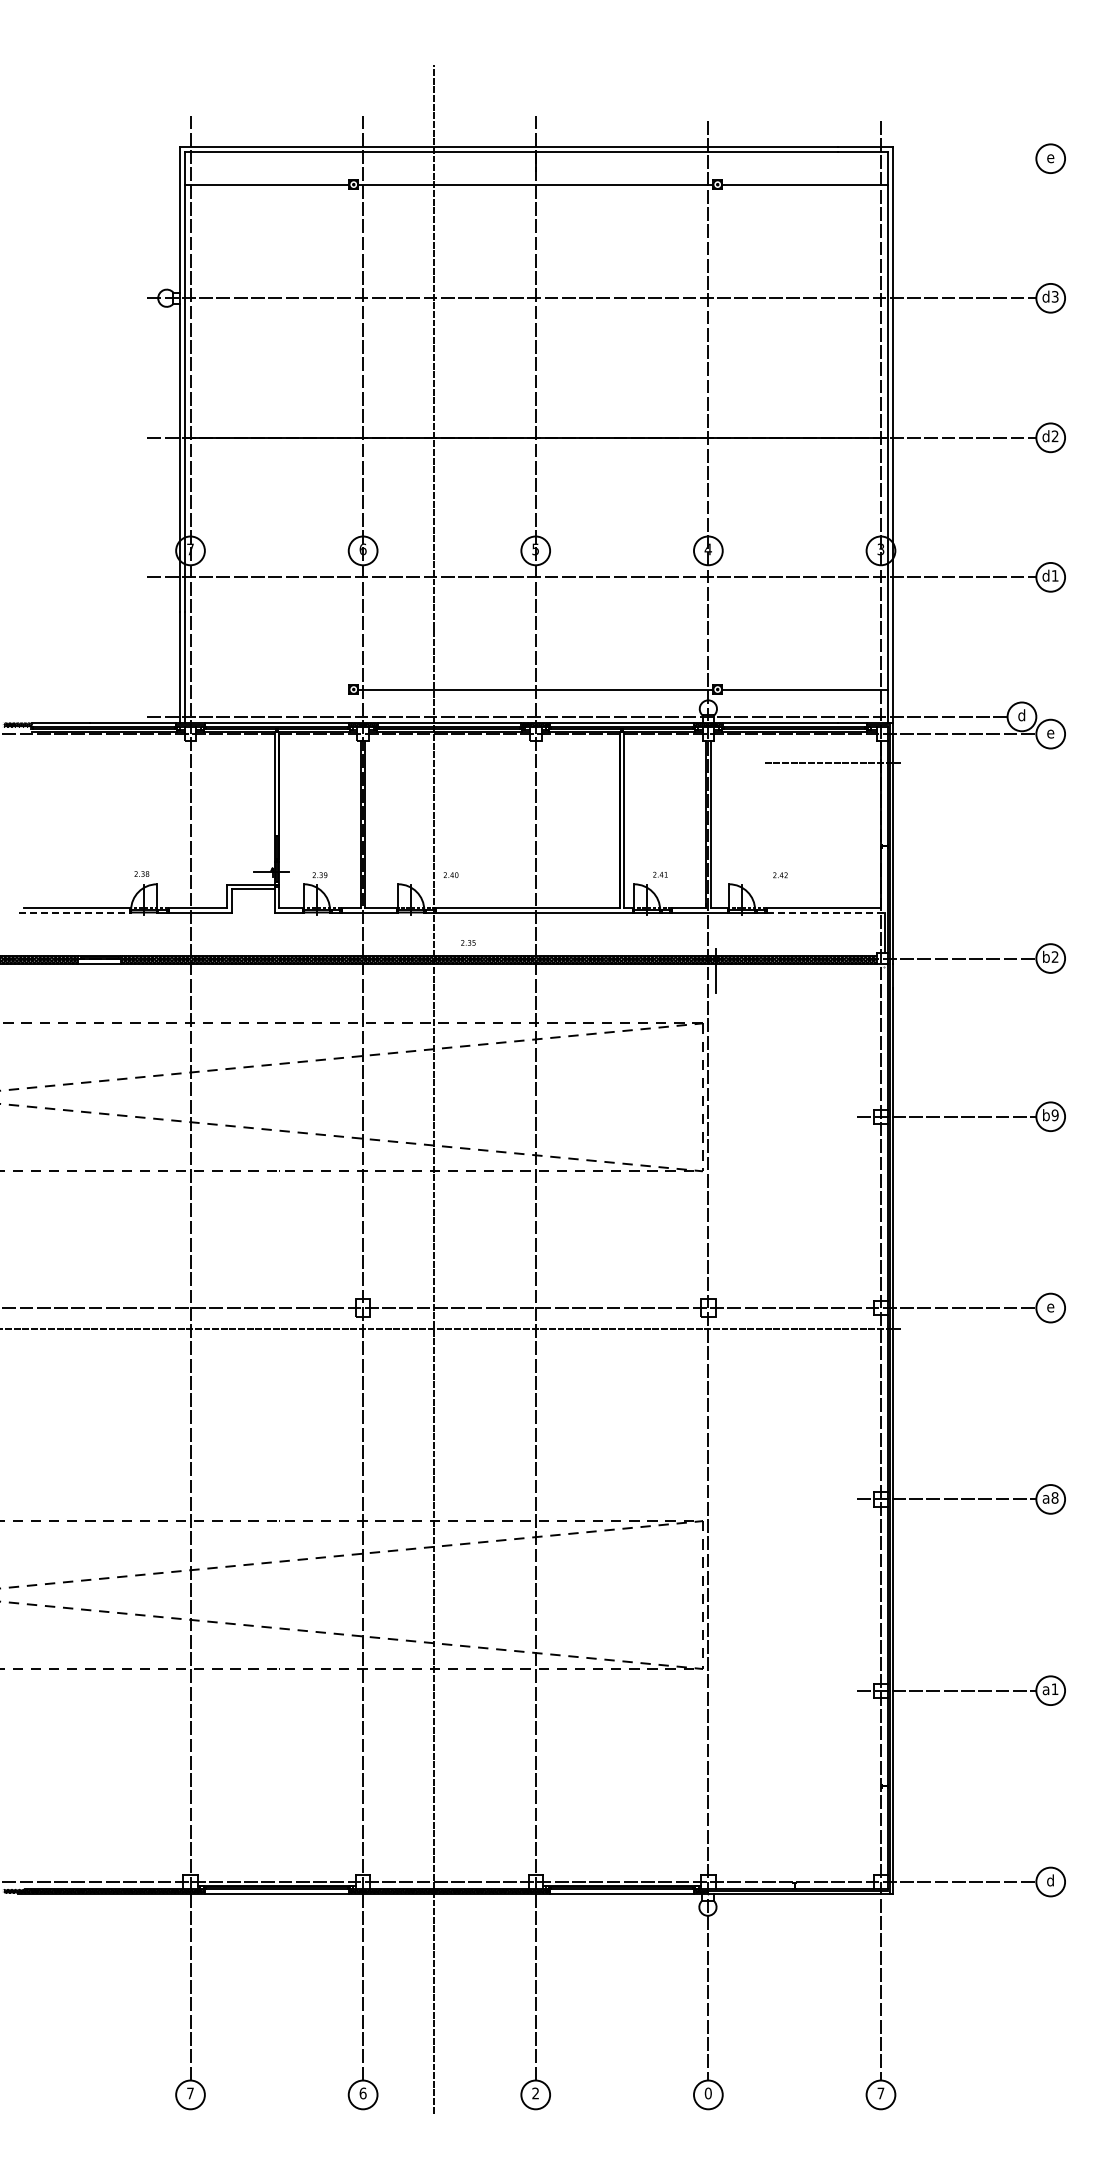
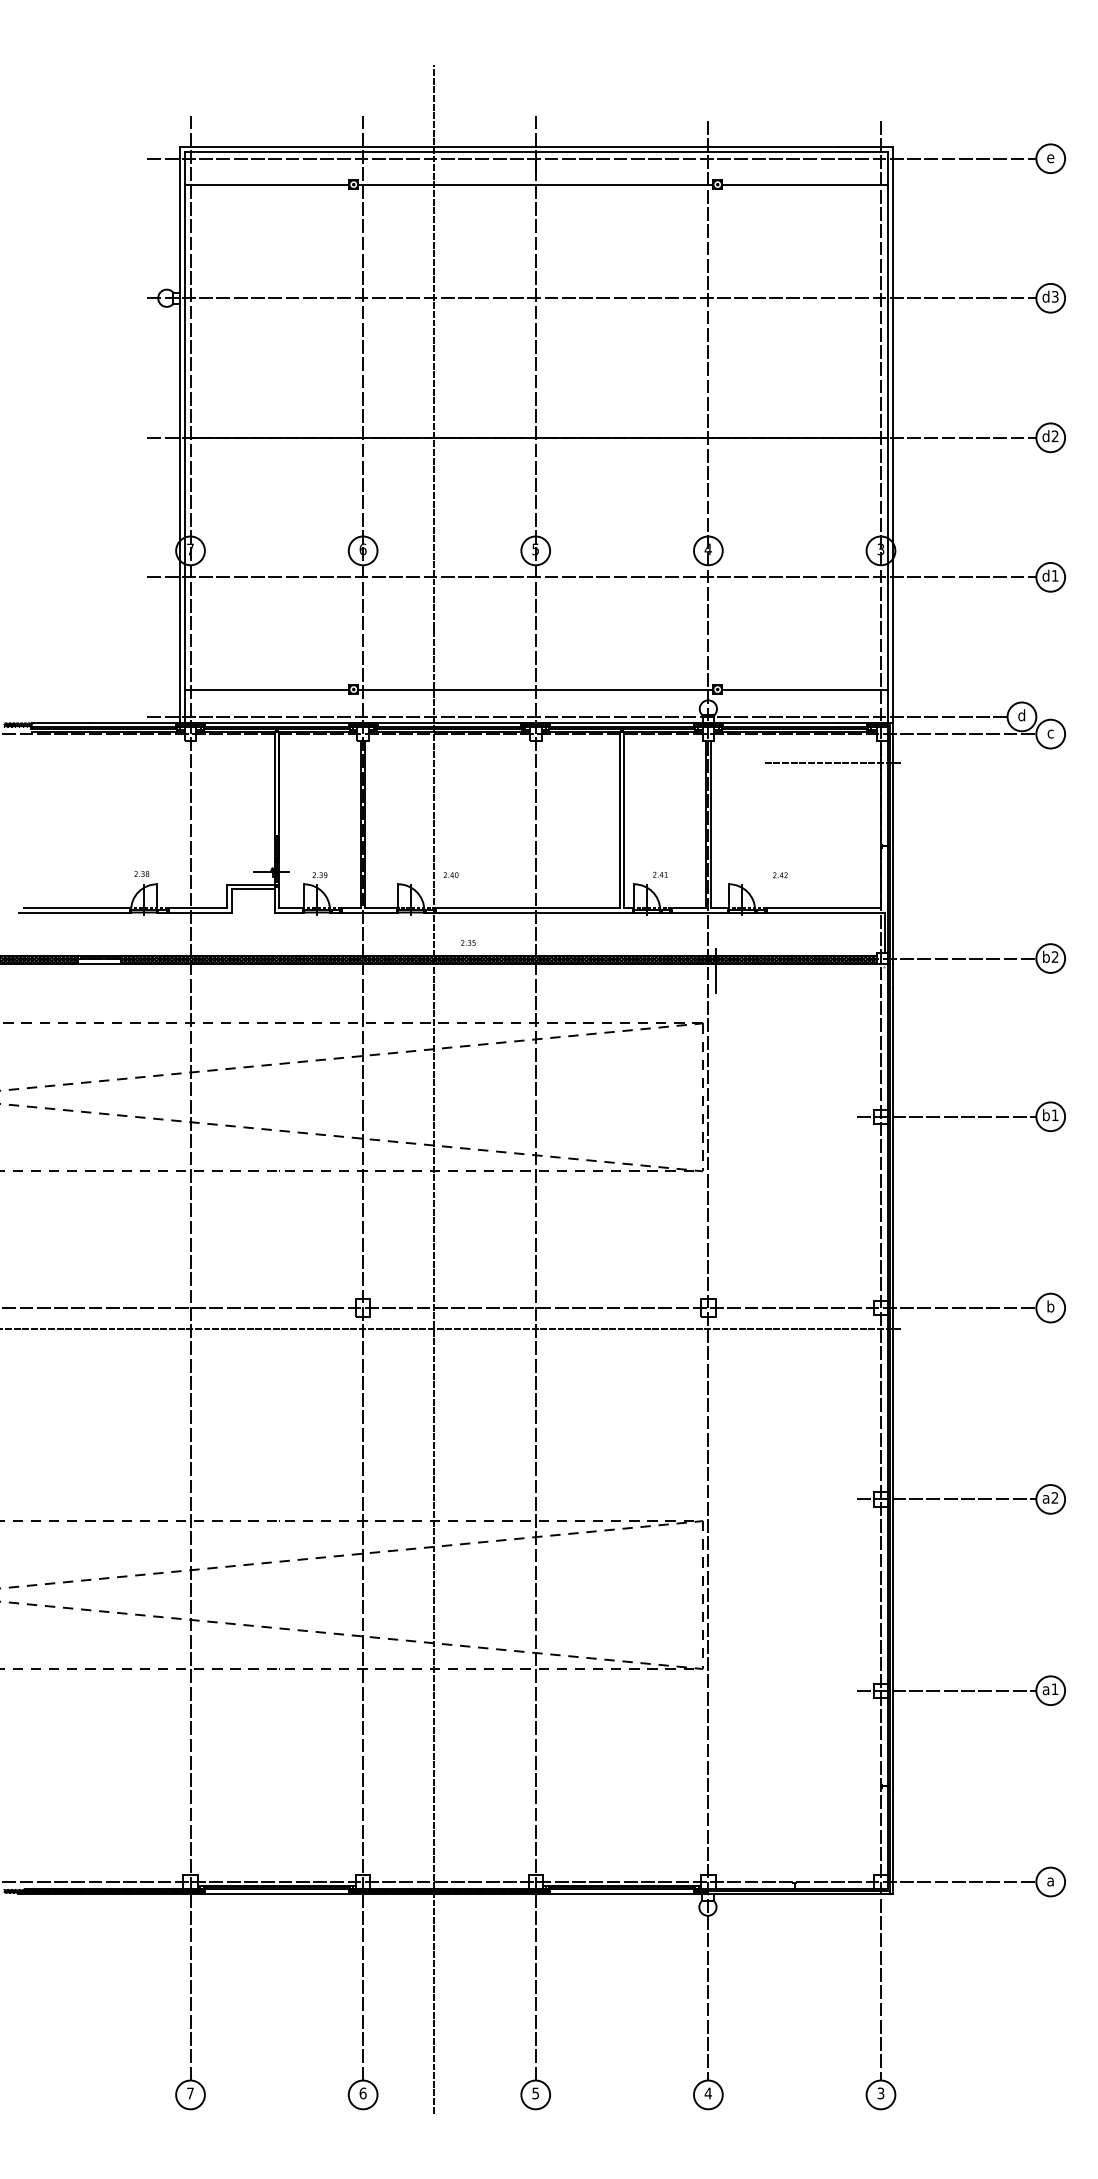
line: none -> present (591, 158)
line: none -> present (266, 689)
text: e -> c (1050, 733)
line: dashed -> solid (75, 912)
line: dashed -> solid (826, 912)
text: b9 -> b1 (1054, 1115)
text: e -> b (1050, 1306)
text: a8 -> a2 (1054, 1497)
text: d -> a (1050, 1880)
text: 2 -> 5 (535, 2093)
text: 0 -> 4 (707, 2093)
text: 7 -> 3 (880, 2093)
